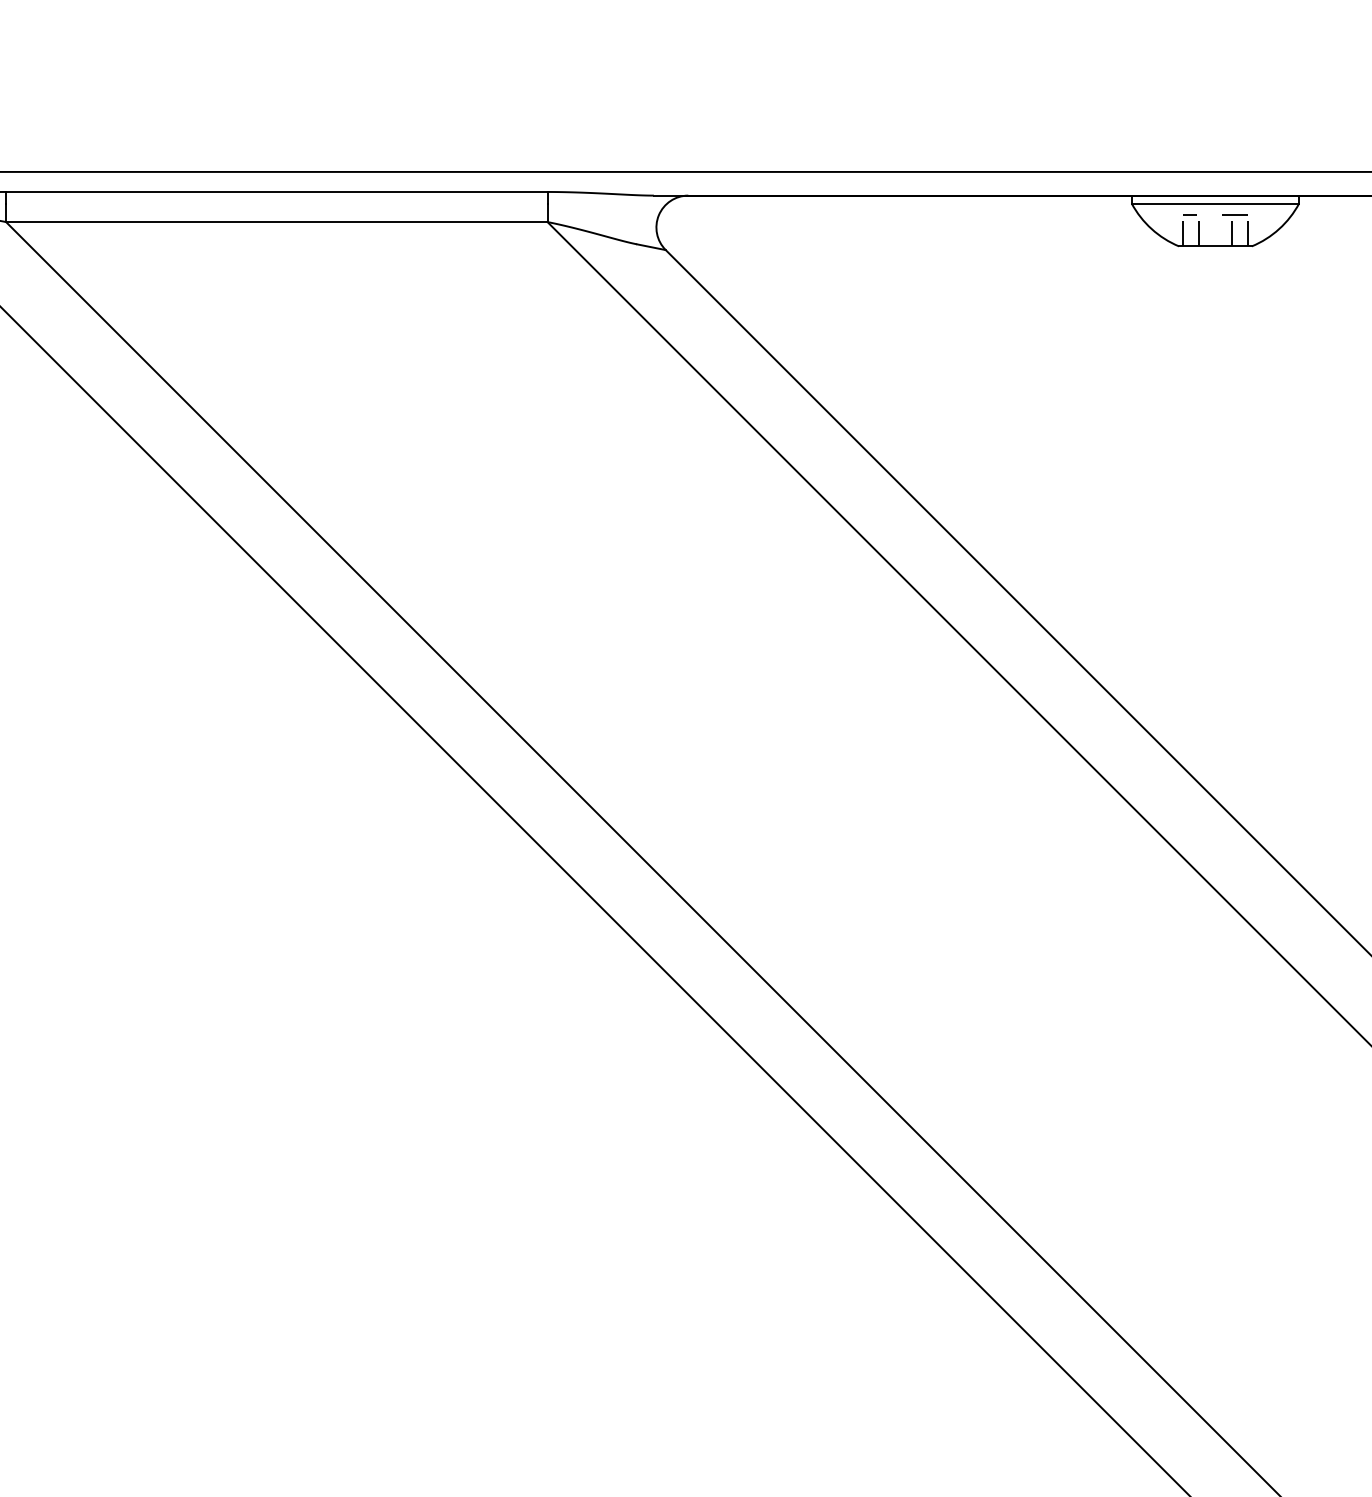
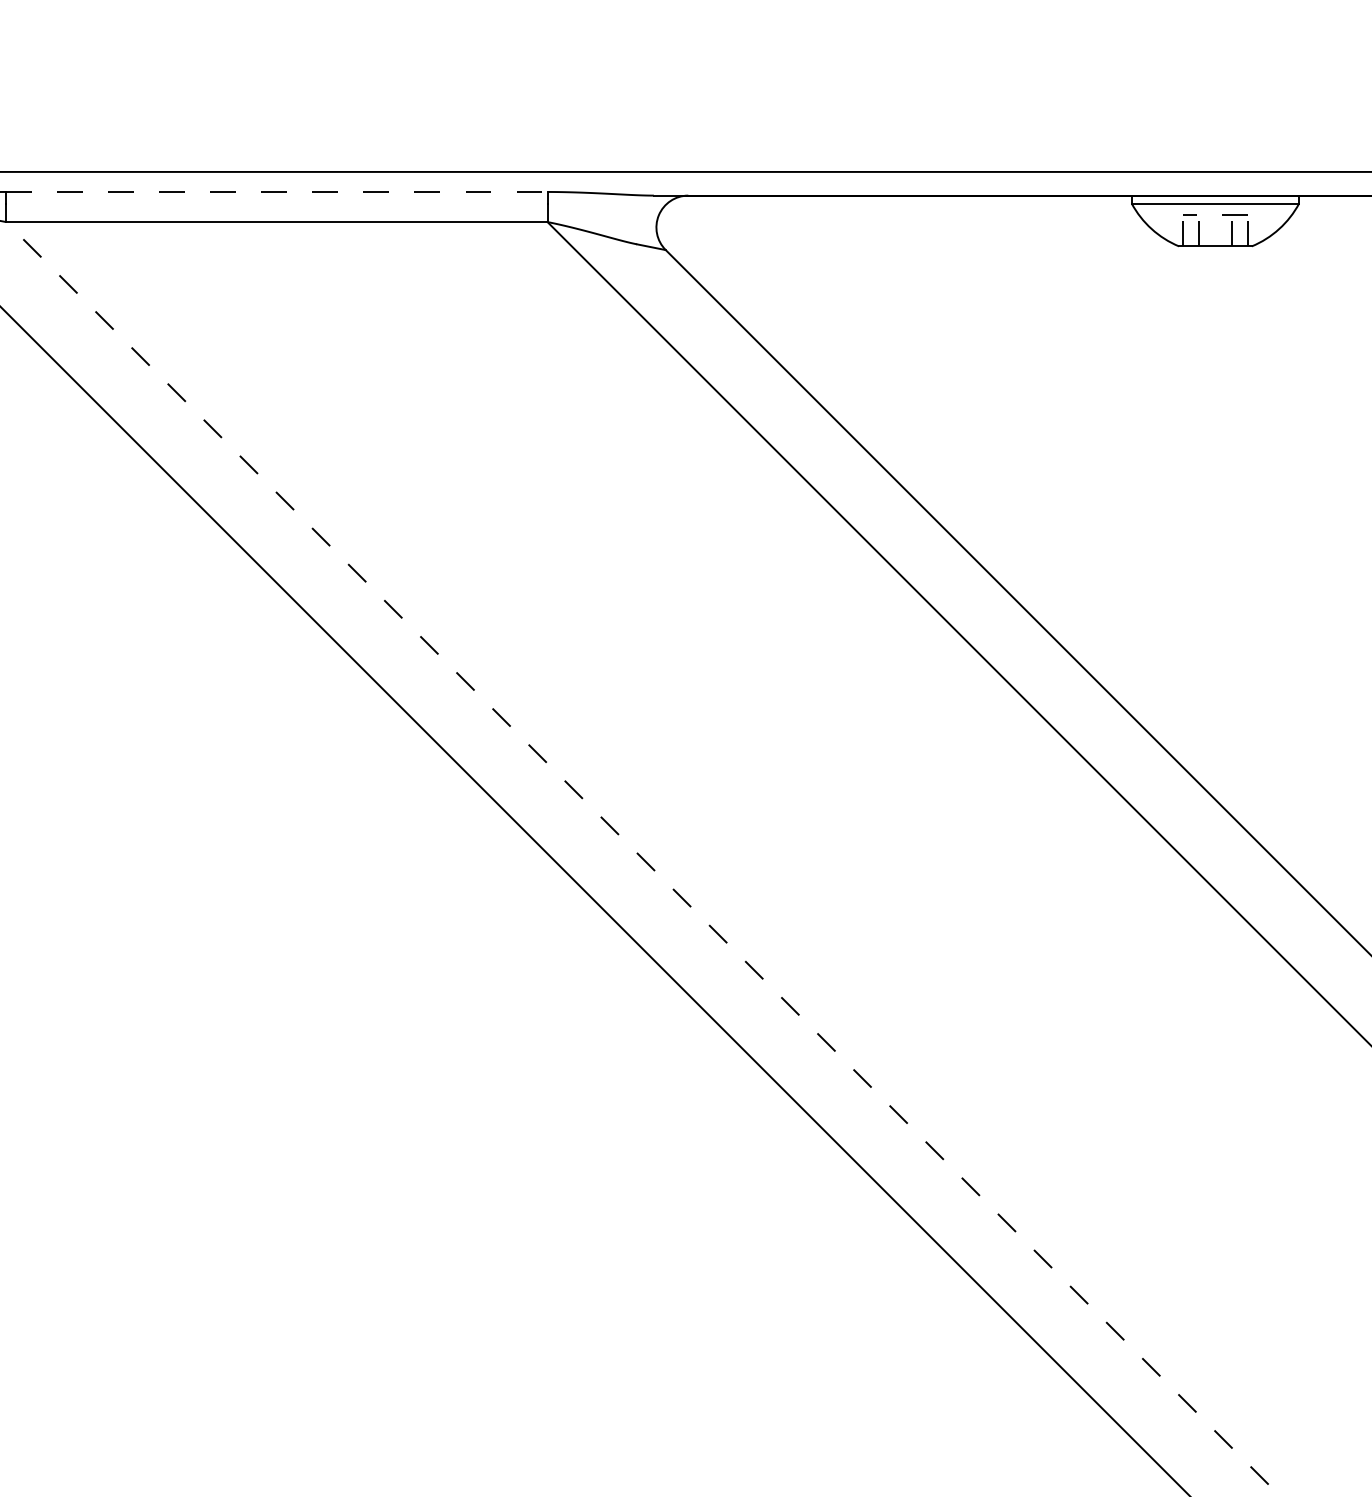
line: solid -> dashed (276, 191)
line: solid -> dashed (643, 859)
